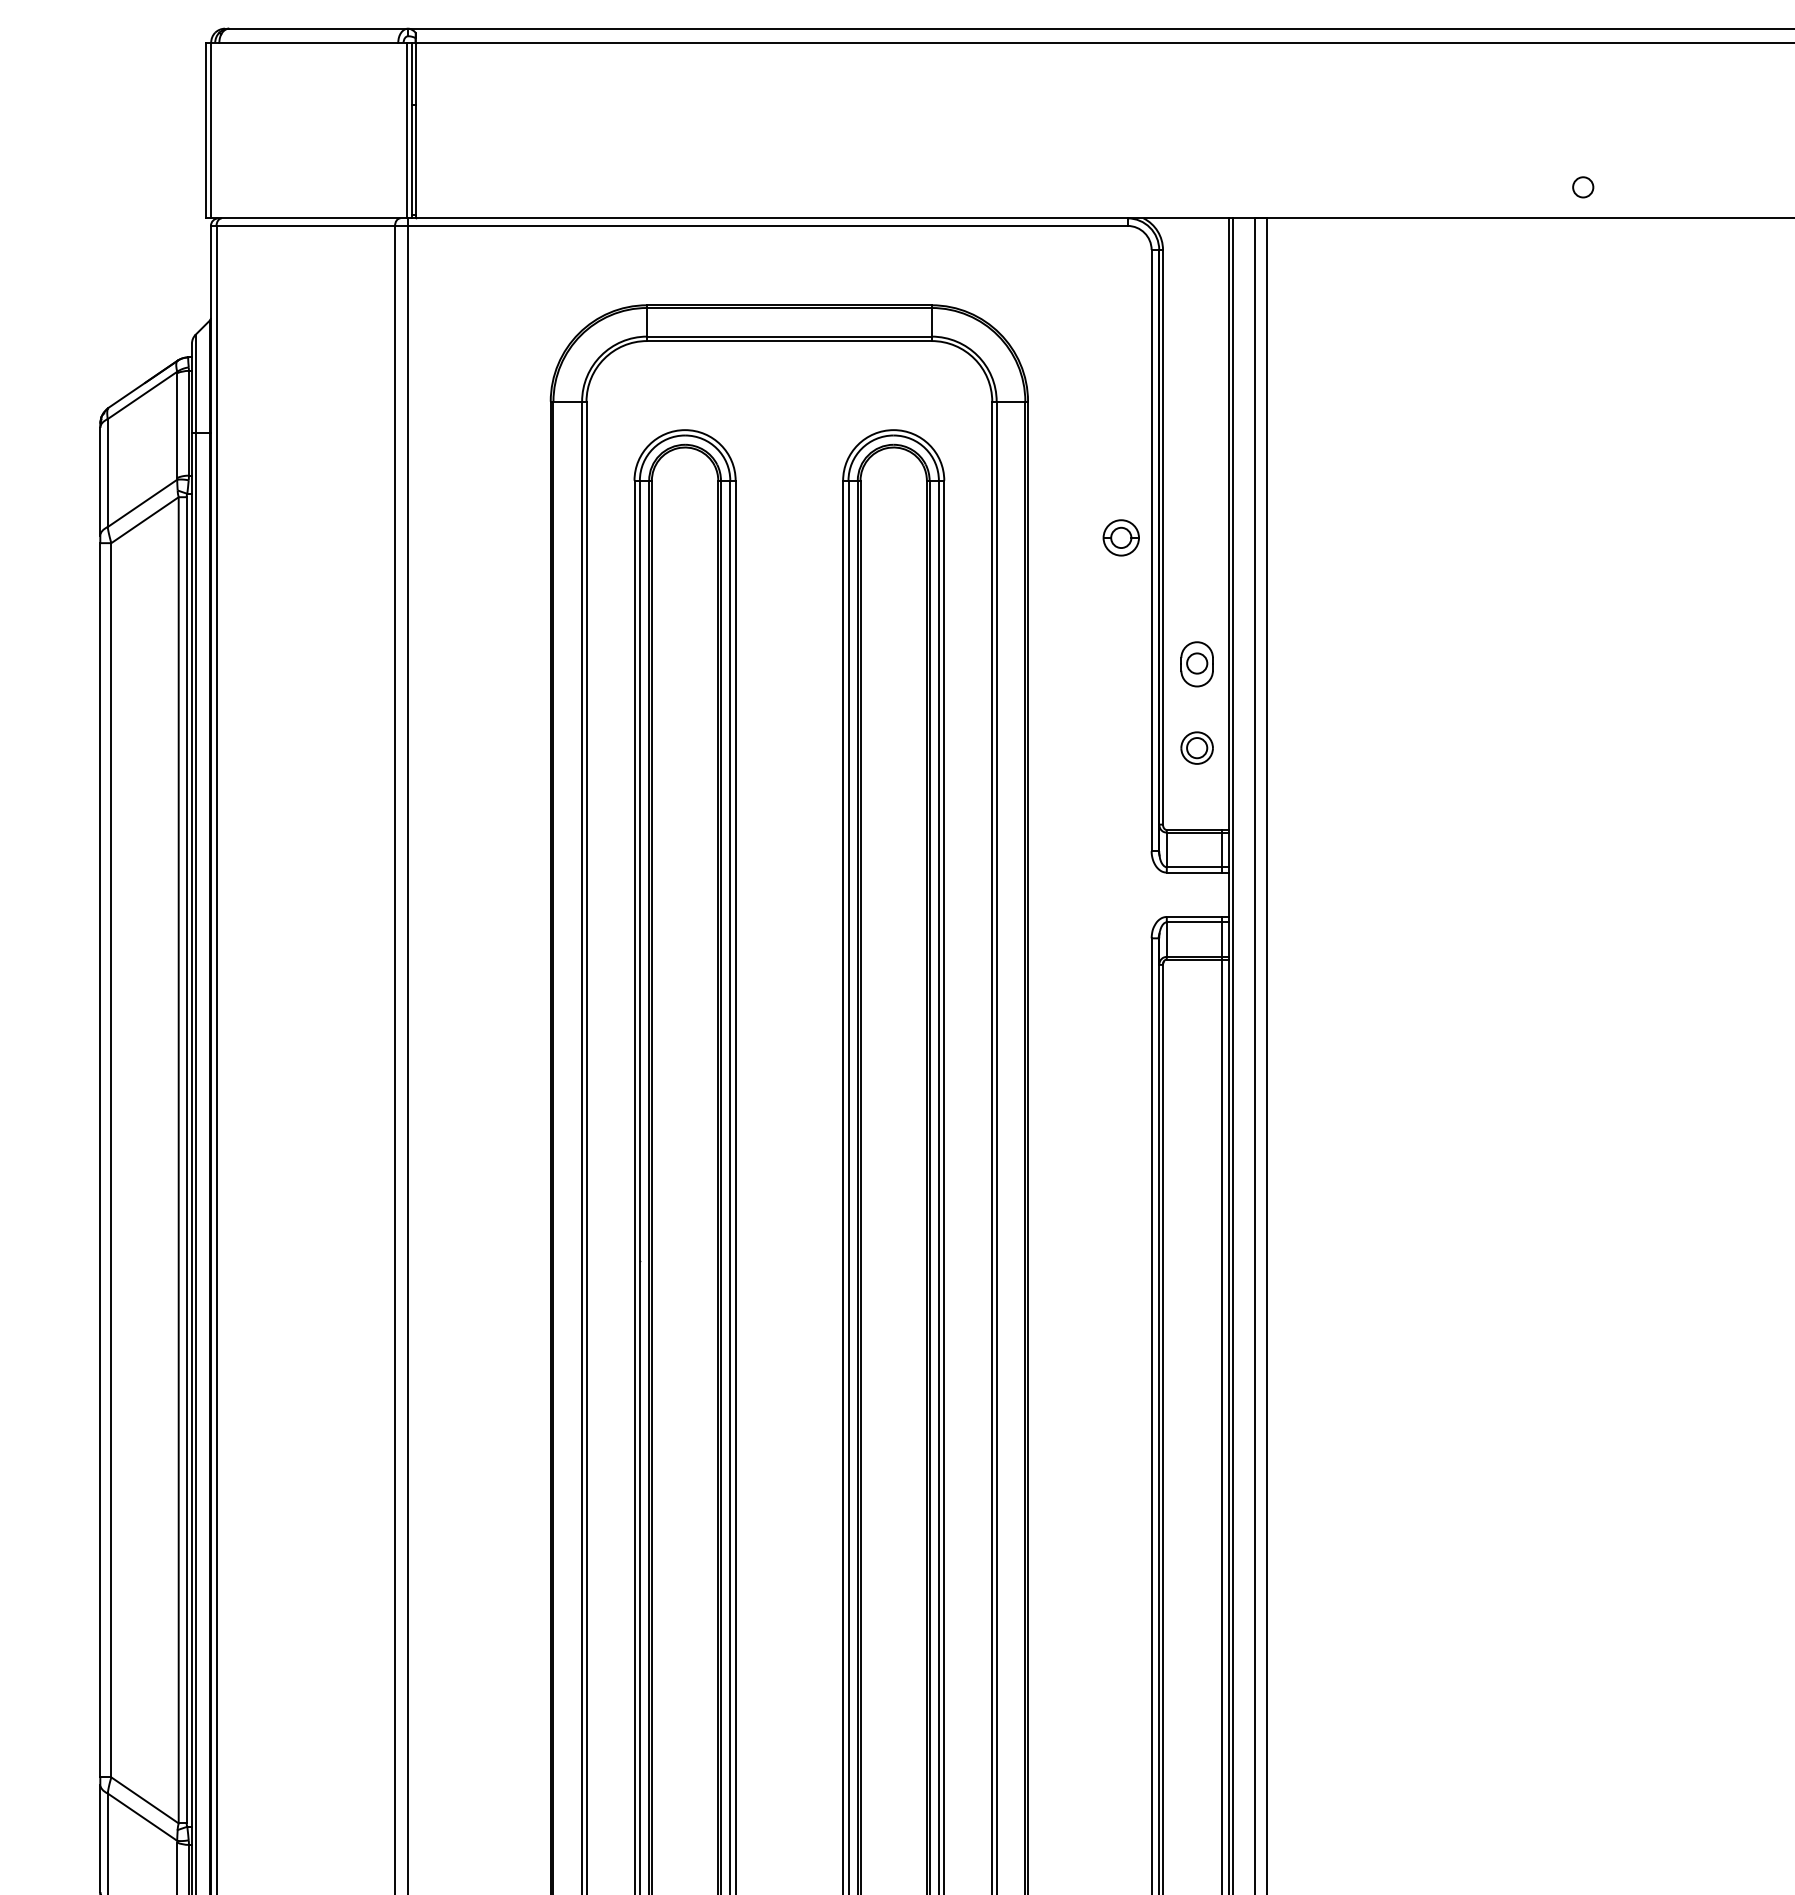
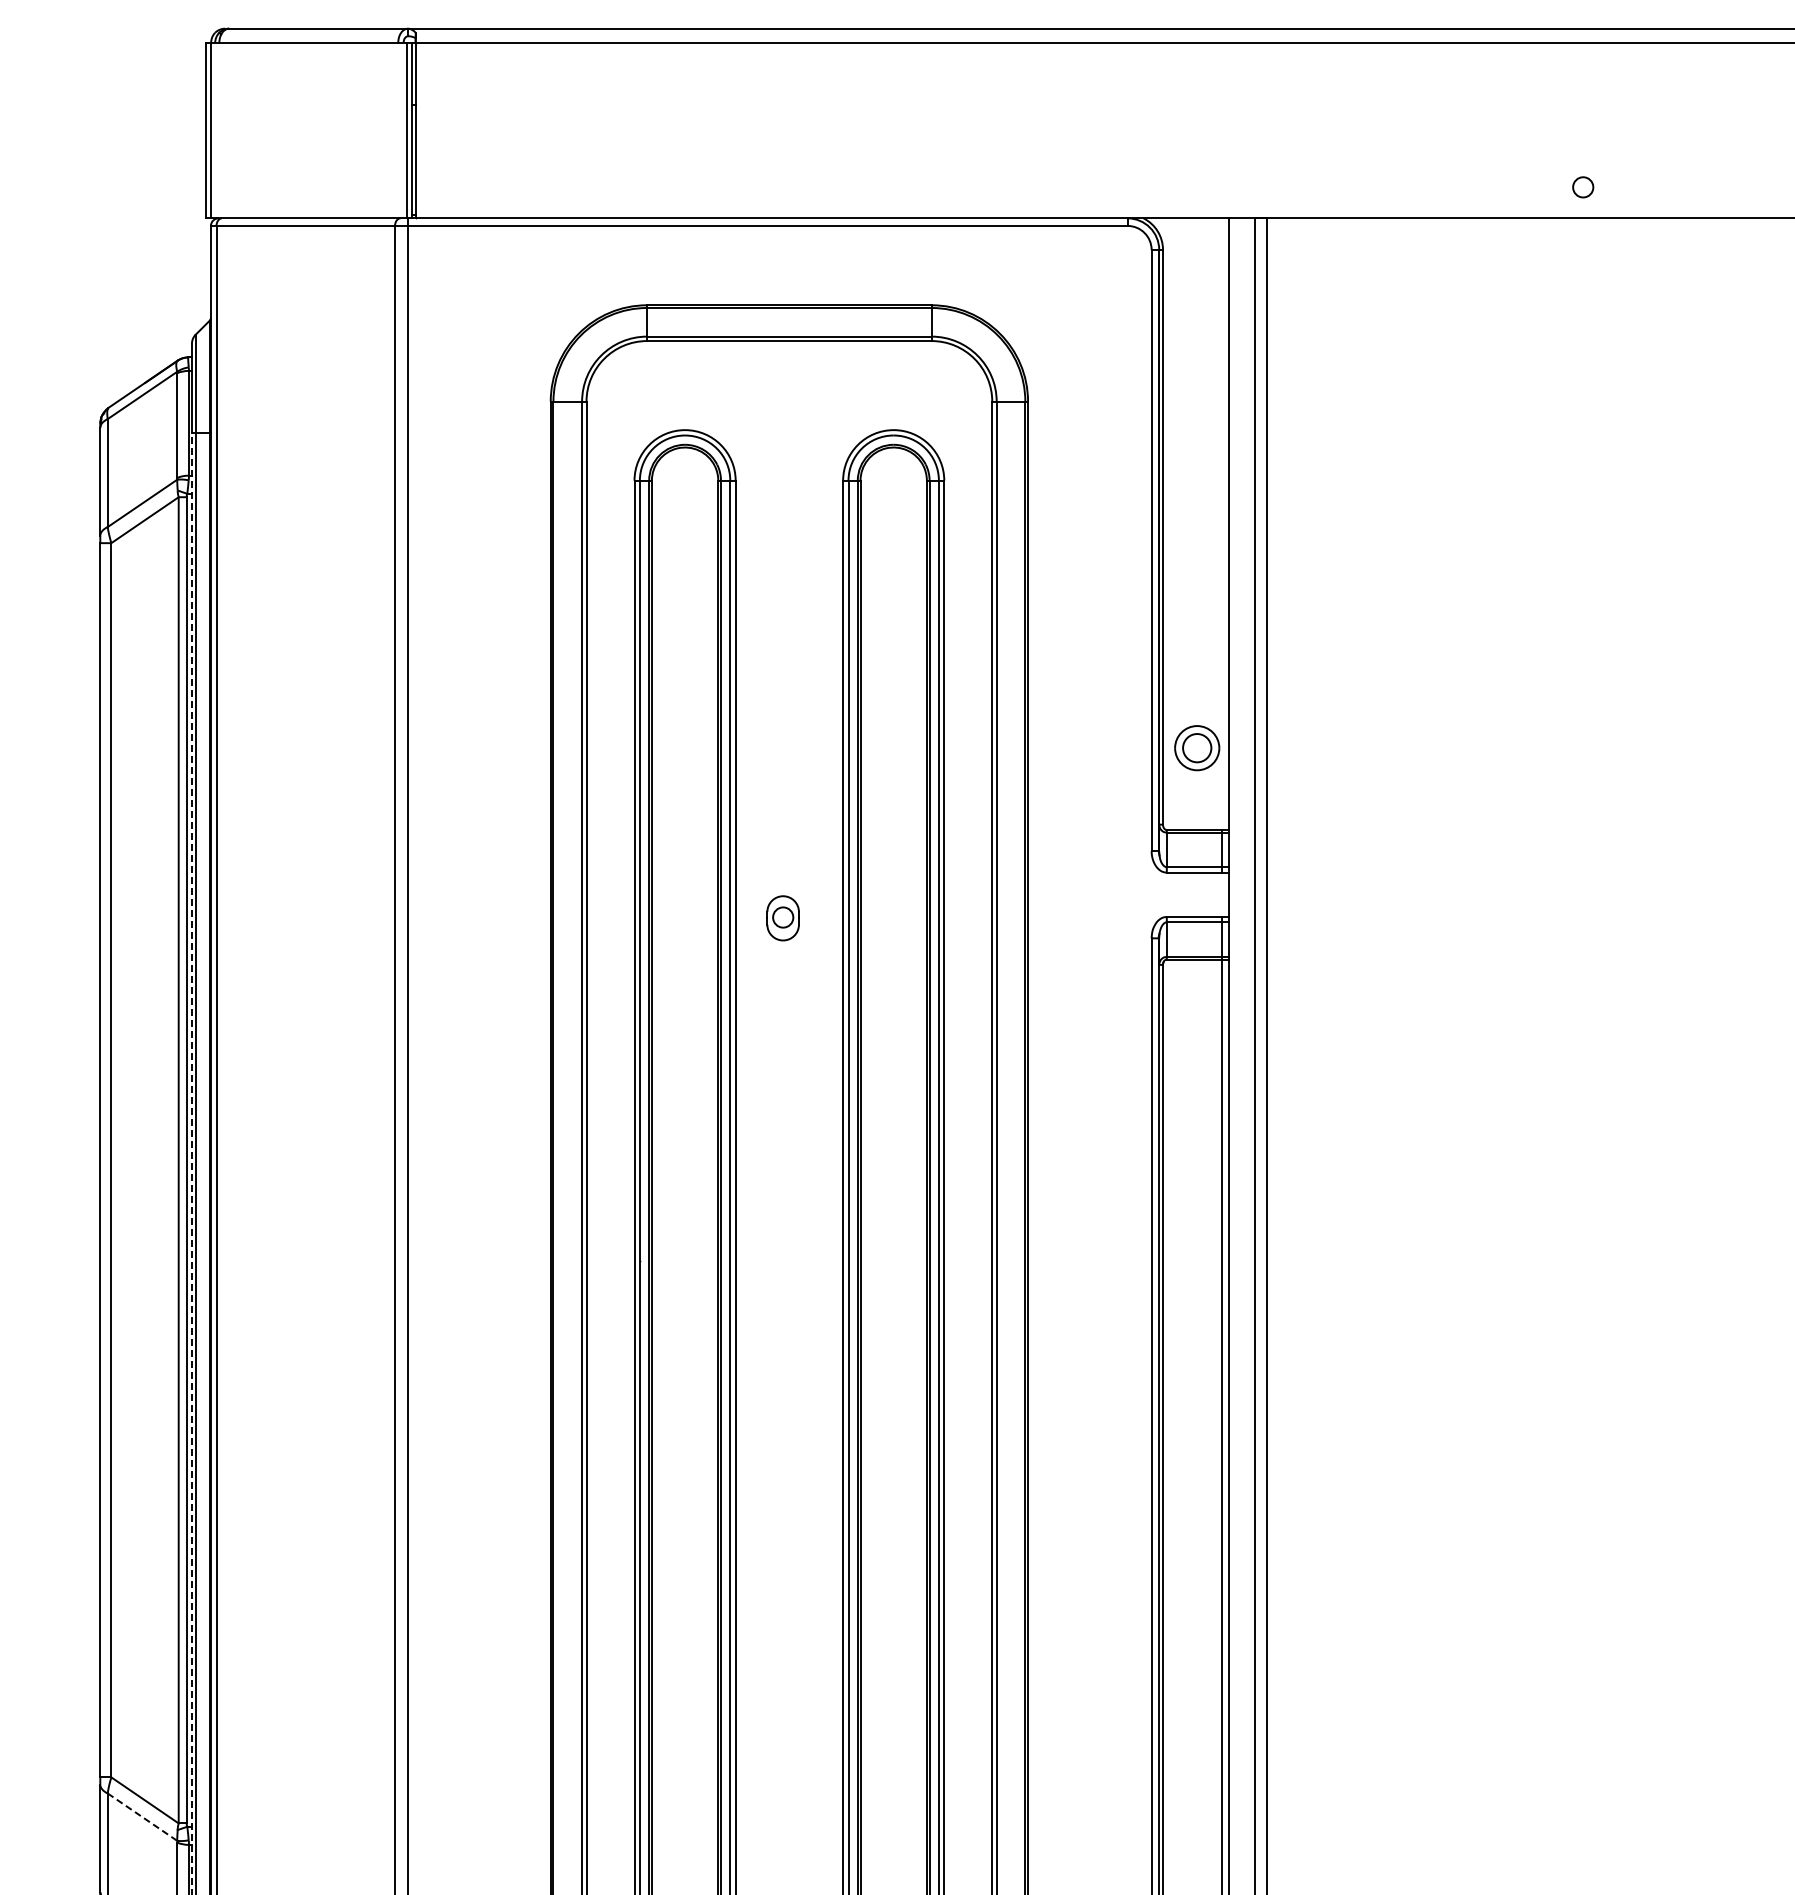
part: present -> none (1120, 537)
part position: (1196, 664) -> (782, 918) (782, 918)
part size: 34x34 px -> 47x47 px (1197, 748)
line: present -> none (1232, 1054)
line: solid -> dashed (191, 1164)
line: solid -> dashed (142, 1817)
